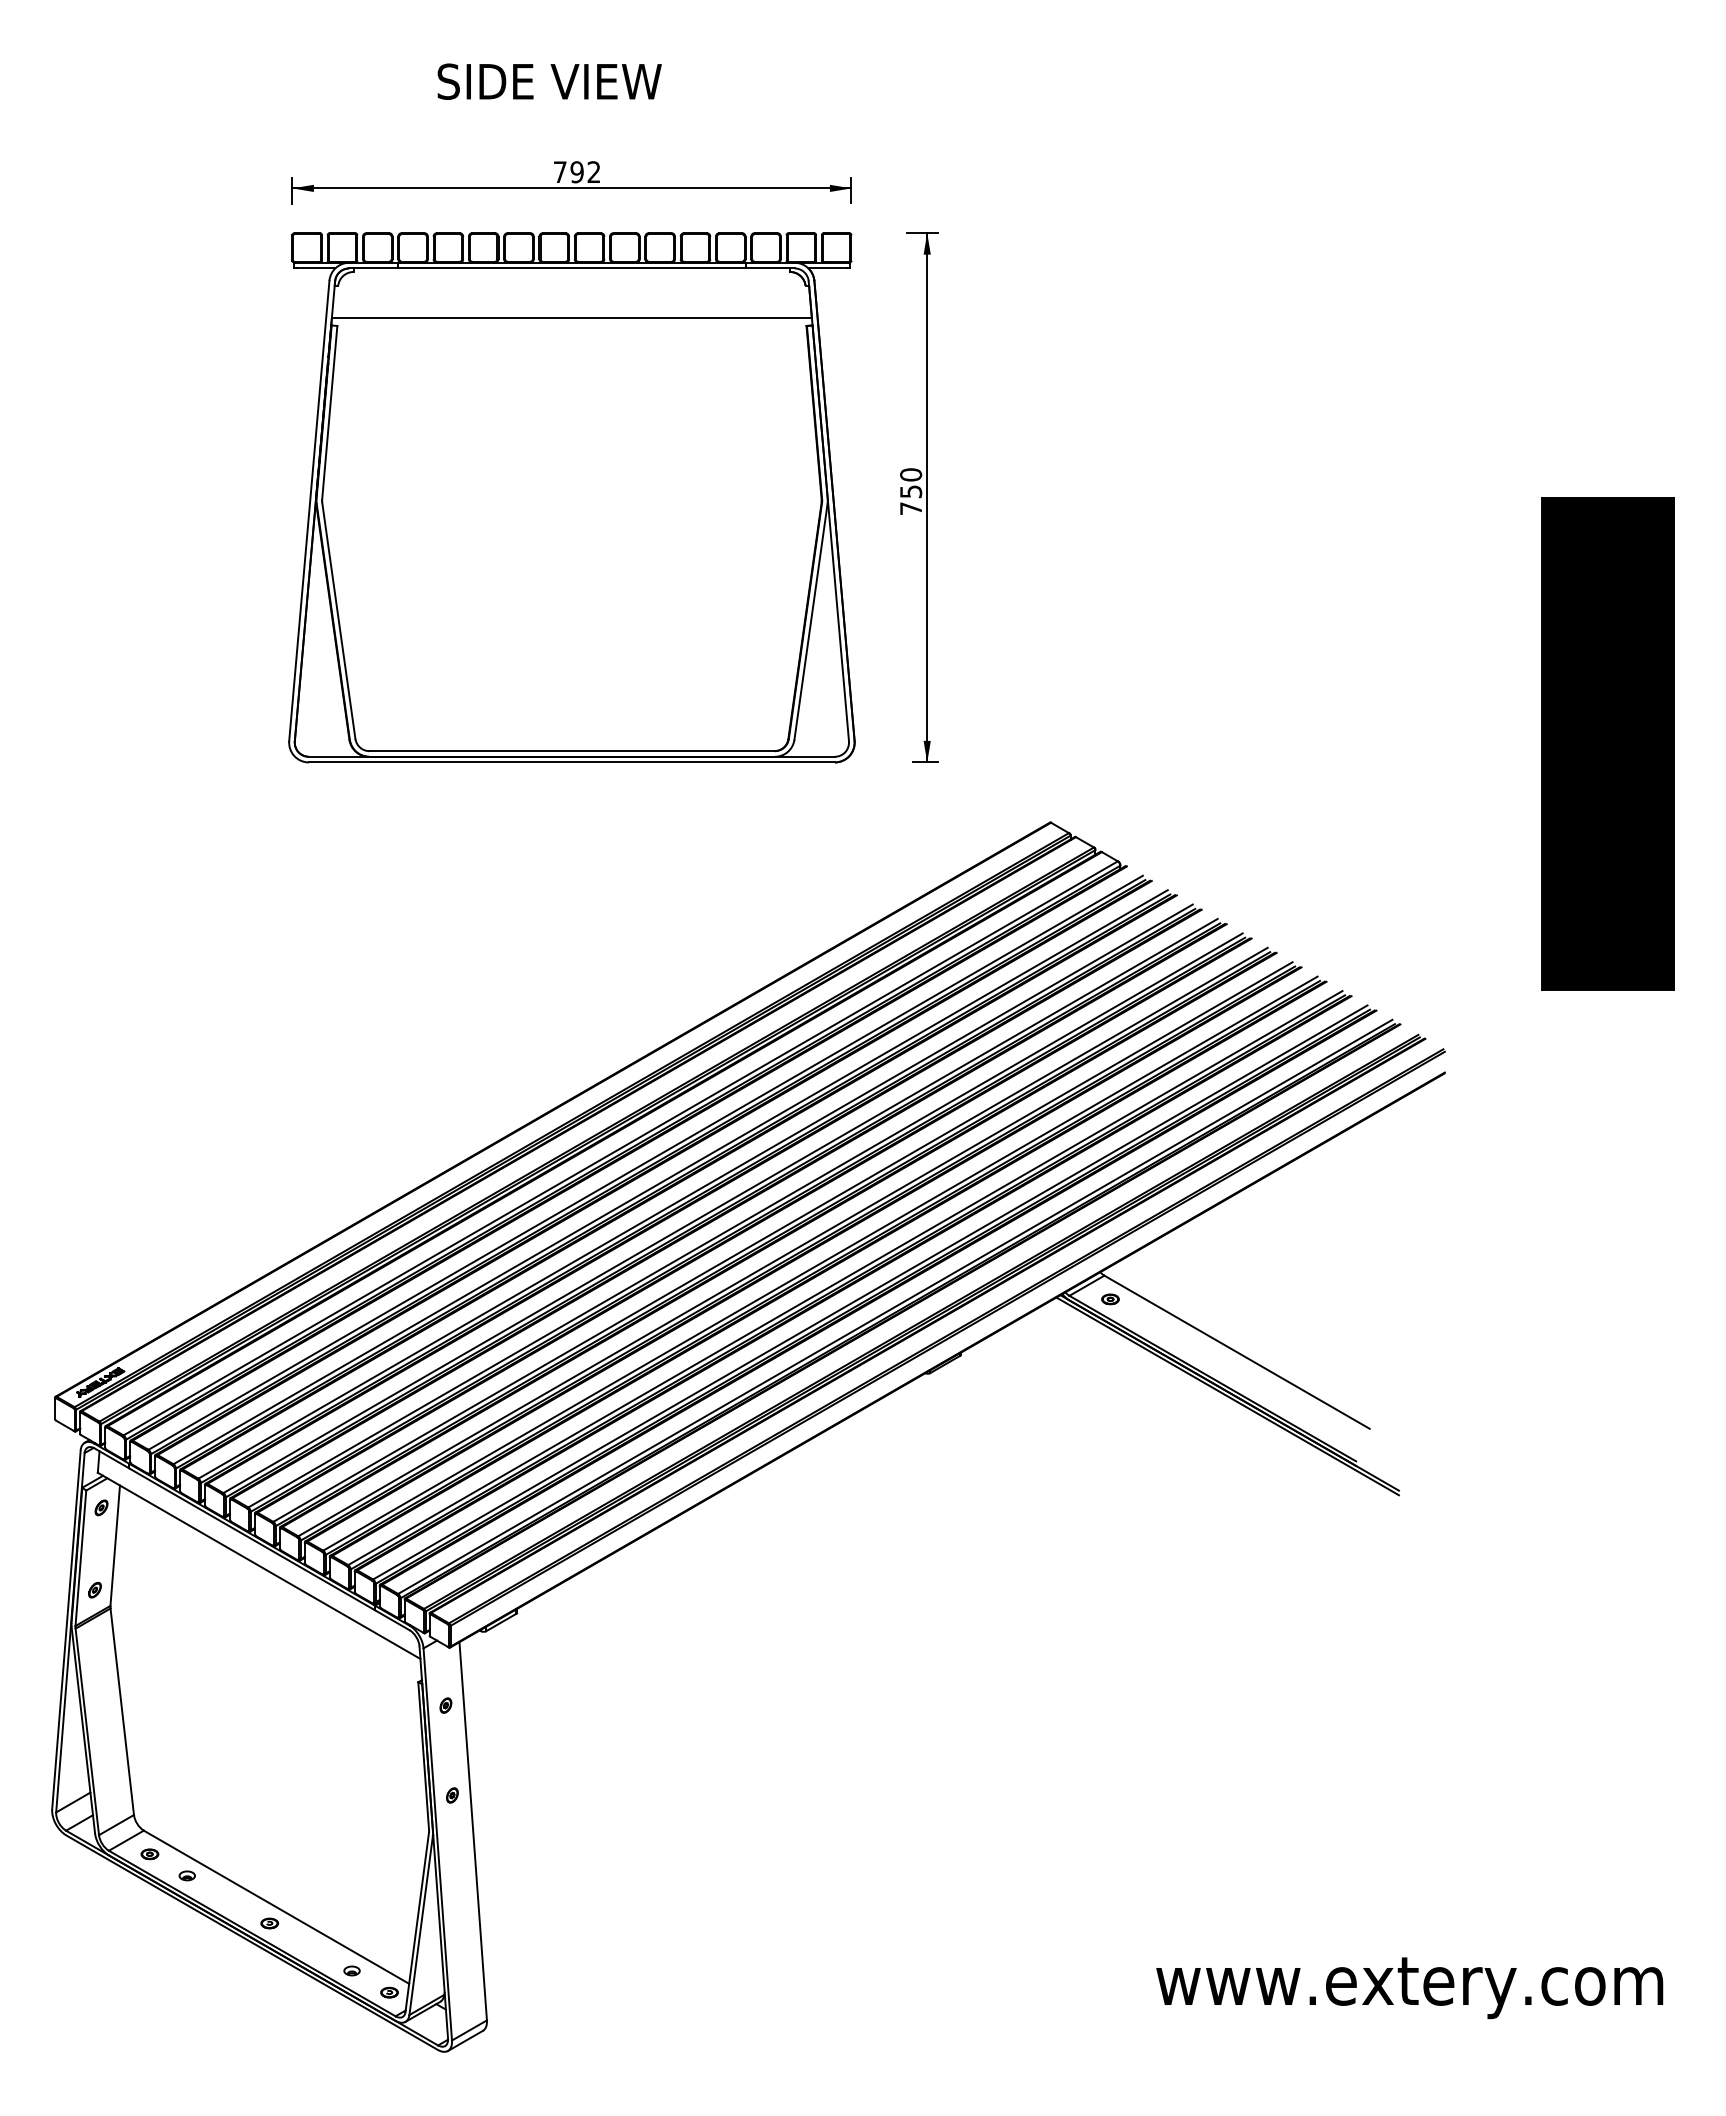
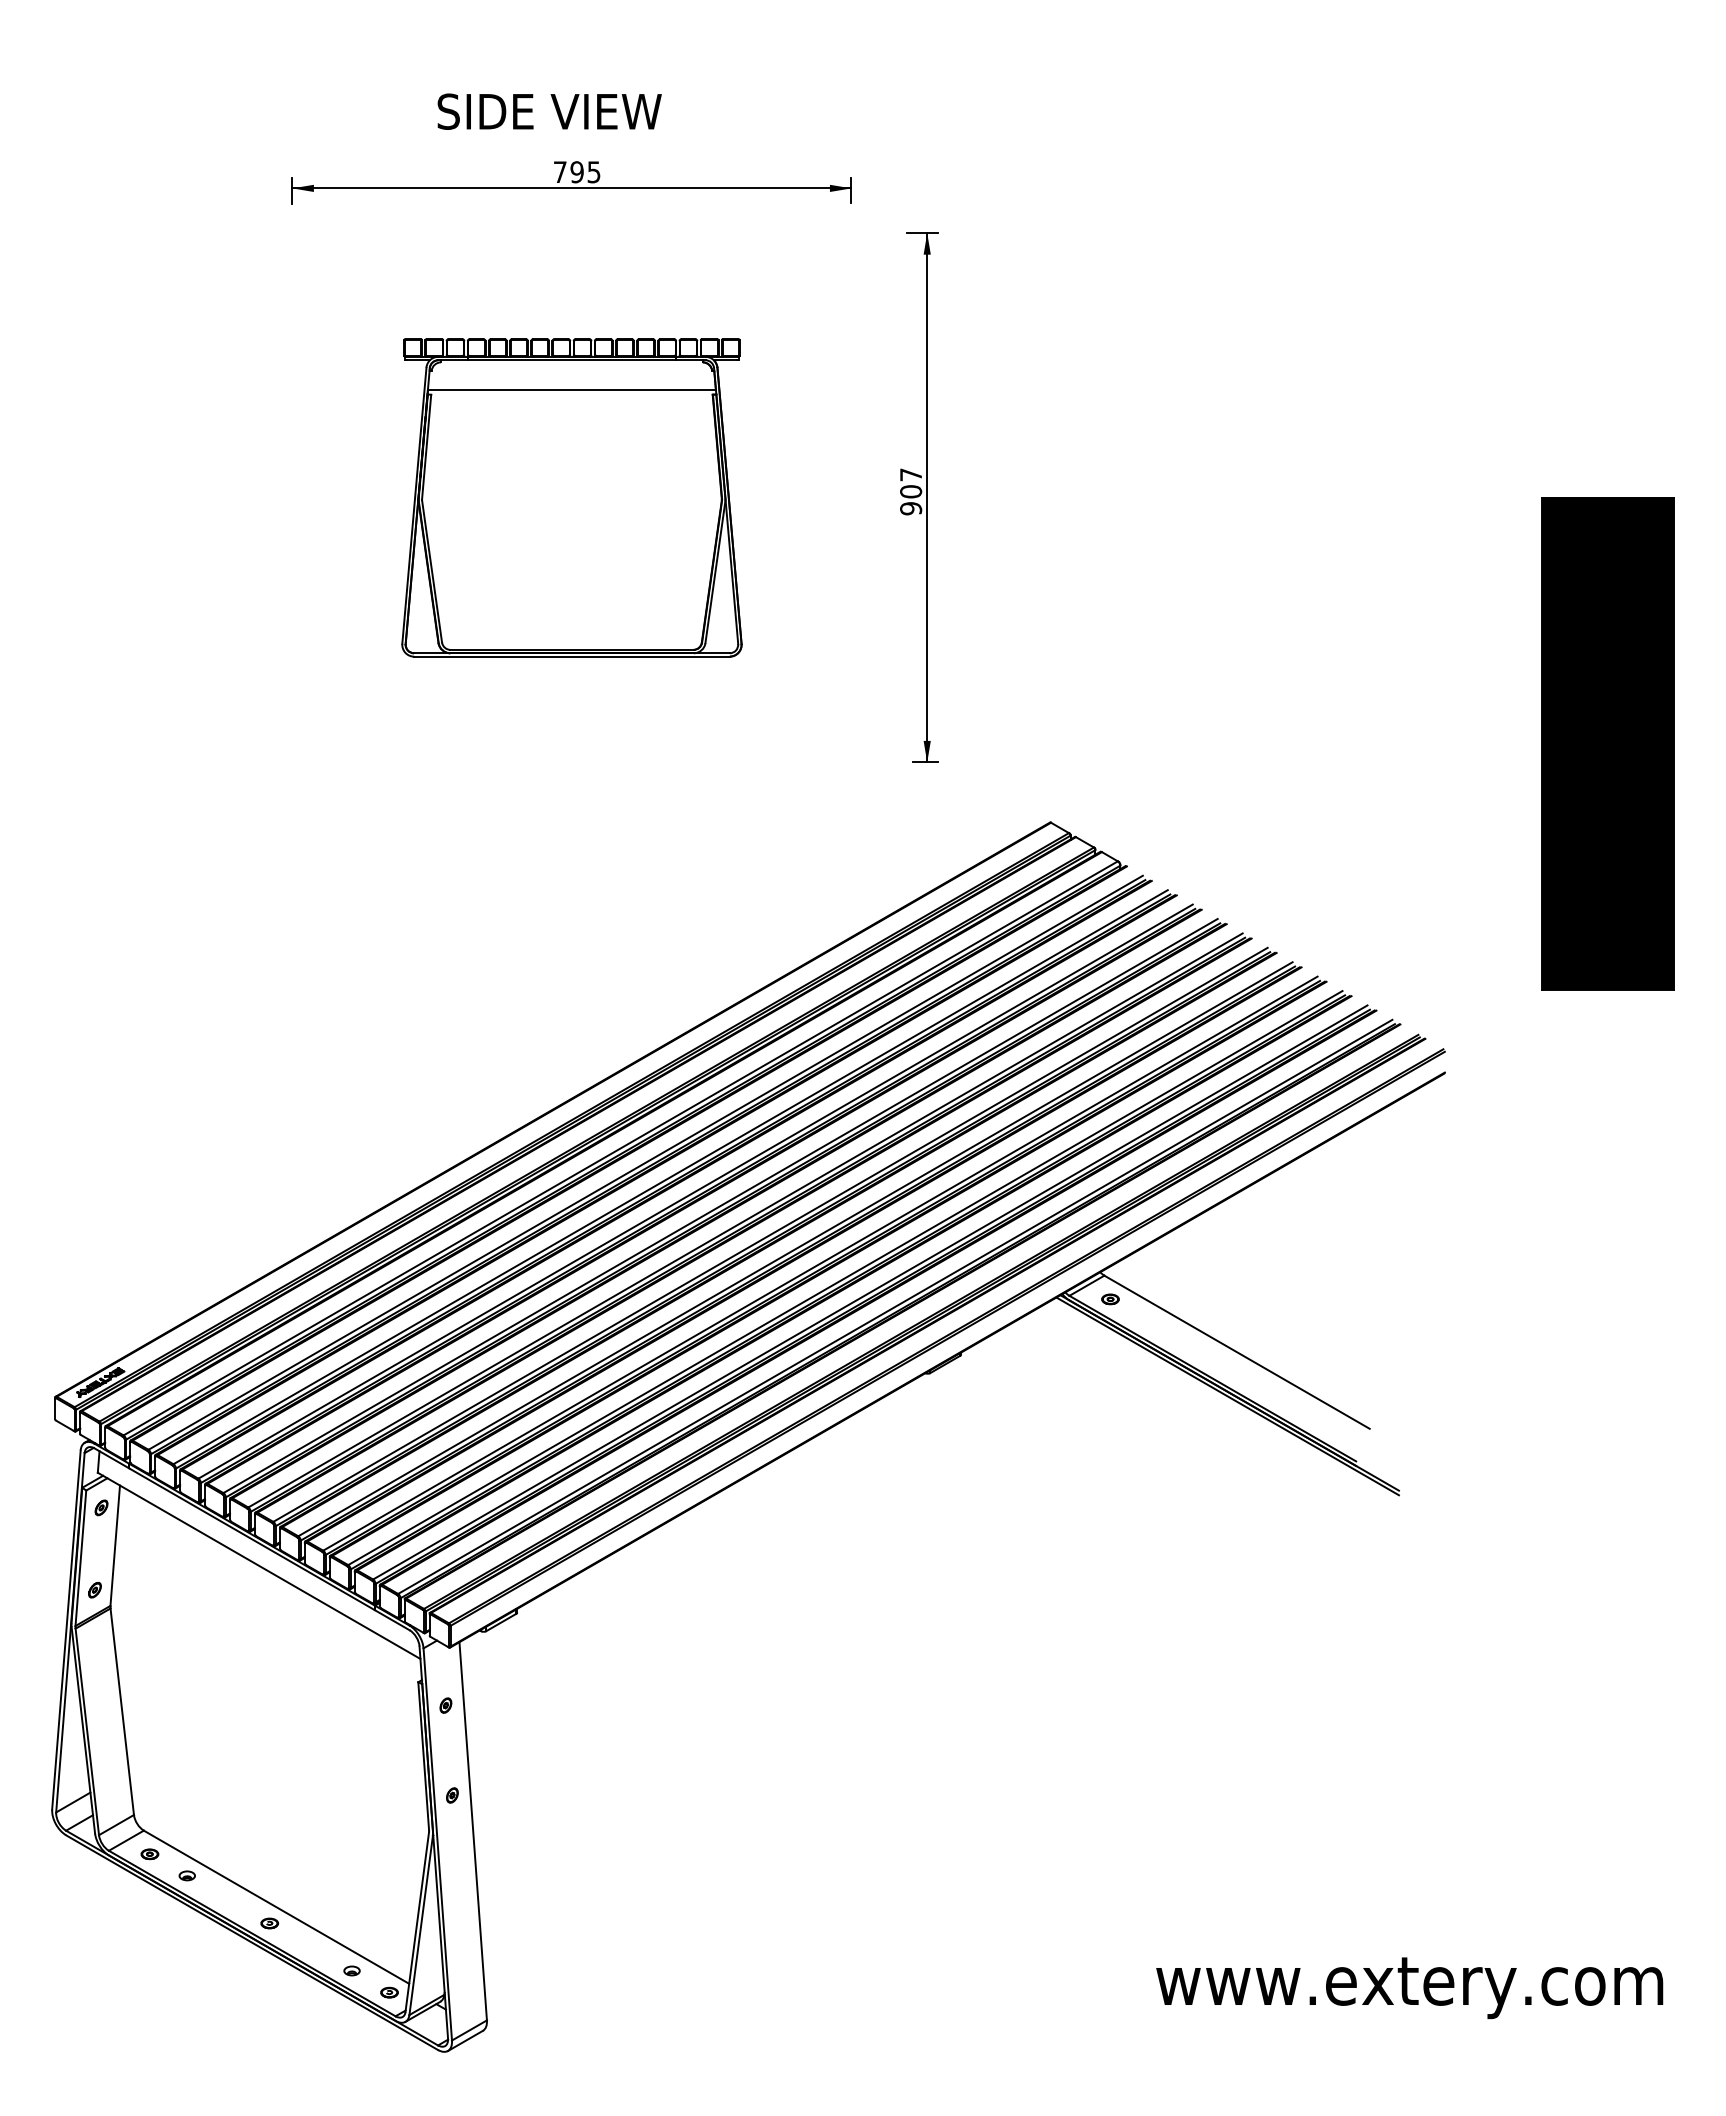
text position: (549, 81) -> (549, 111) (549, 111)
text: 792 -> 795 (593, 172)
text: 750 -> 907 (911, 491)
part size: 568x532 px -> 342x320 px (571, 497)
